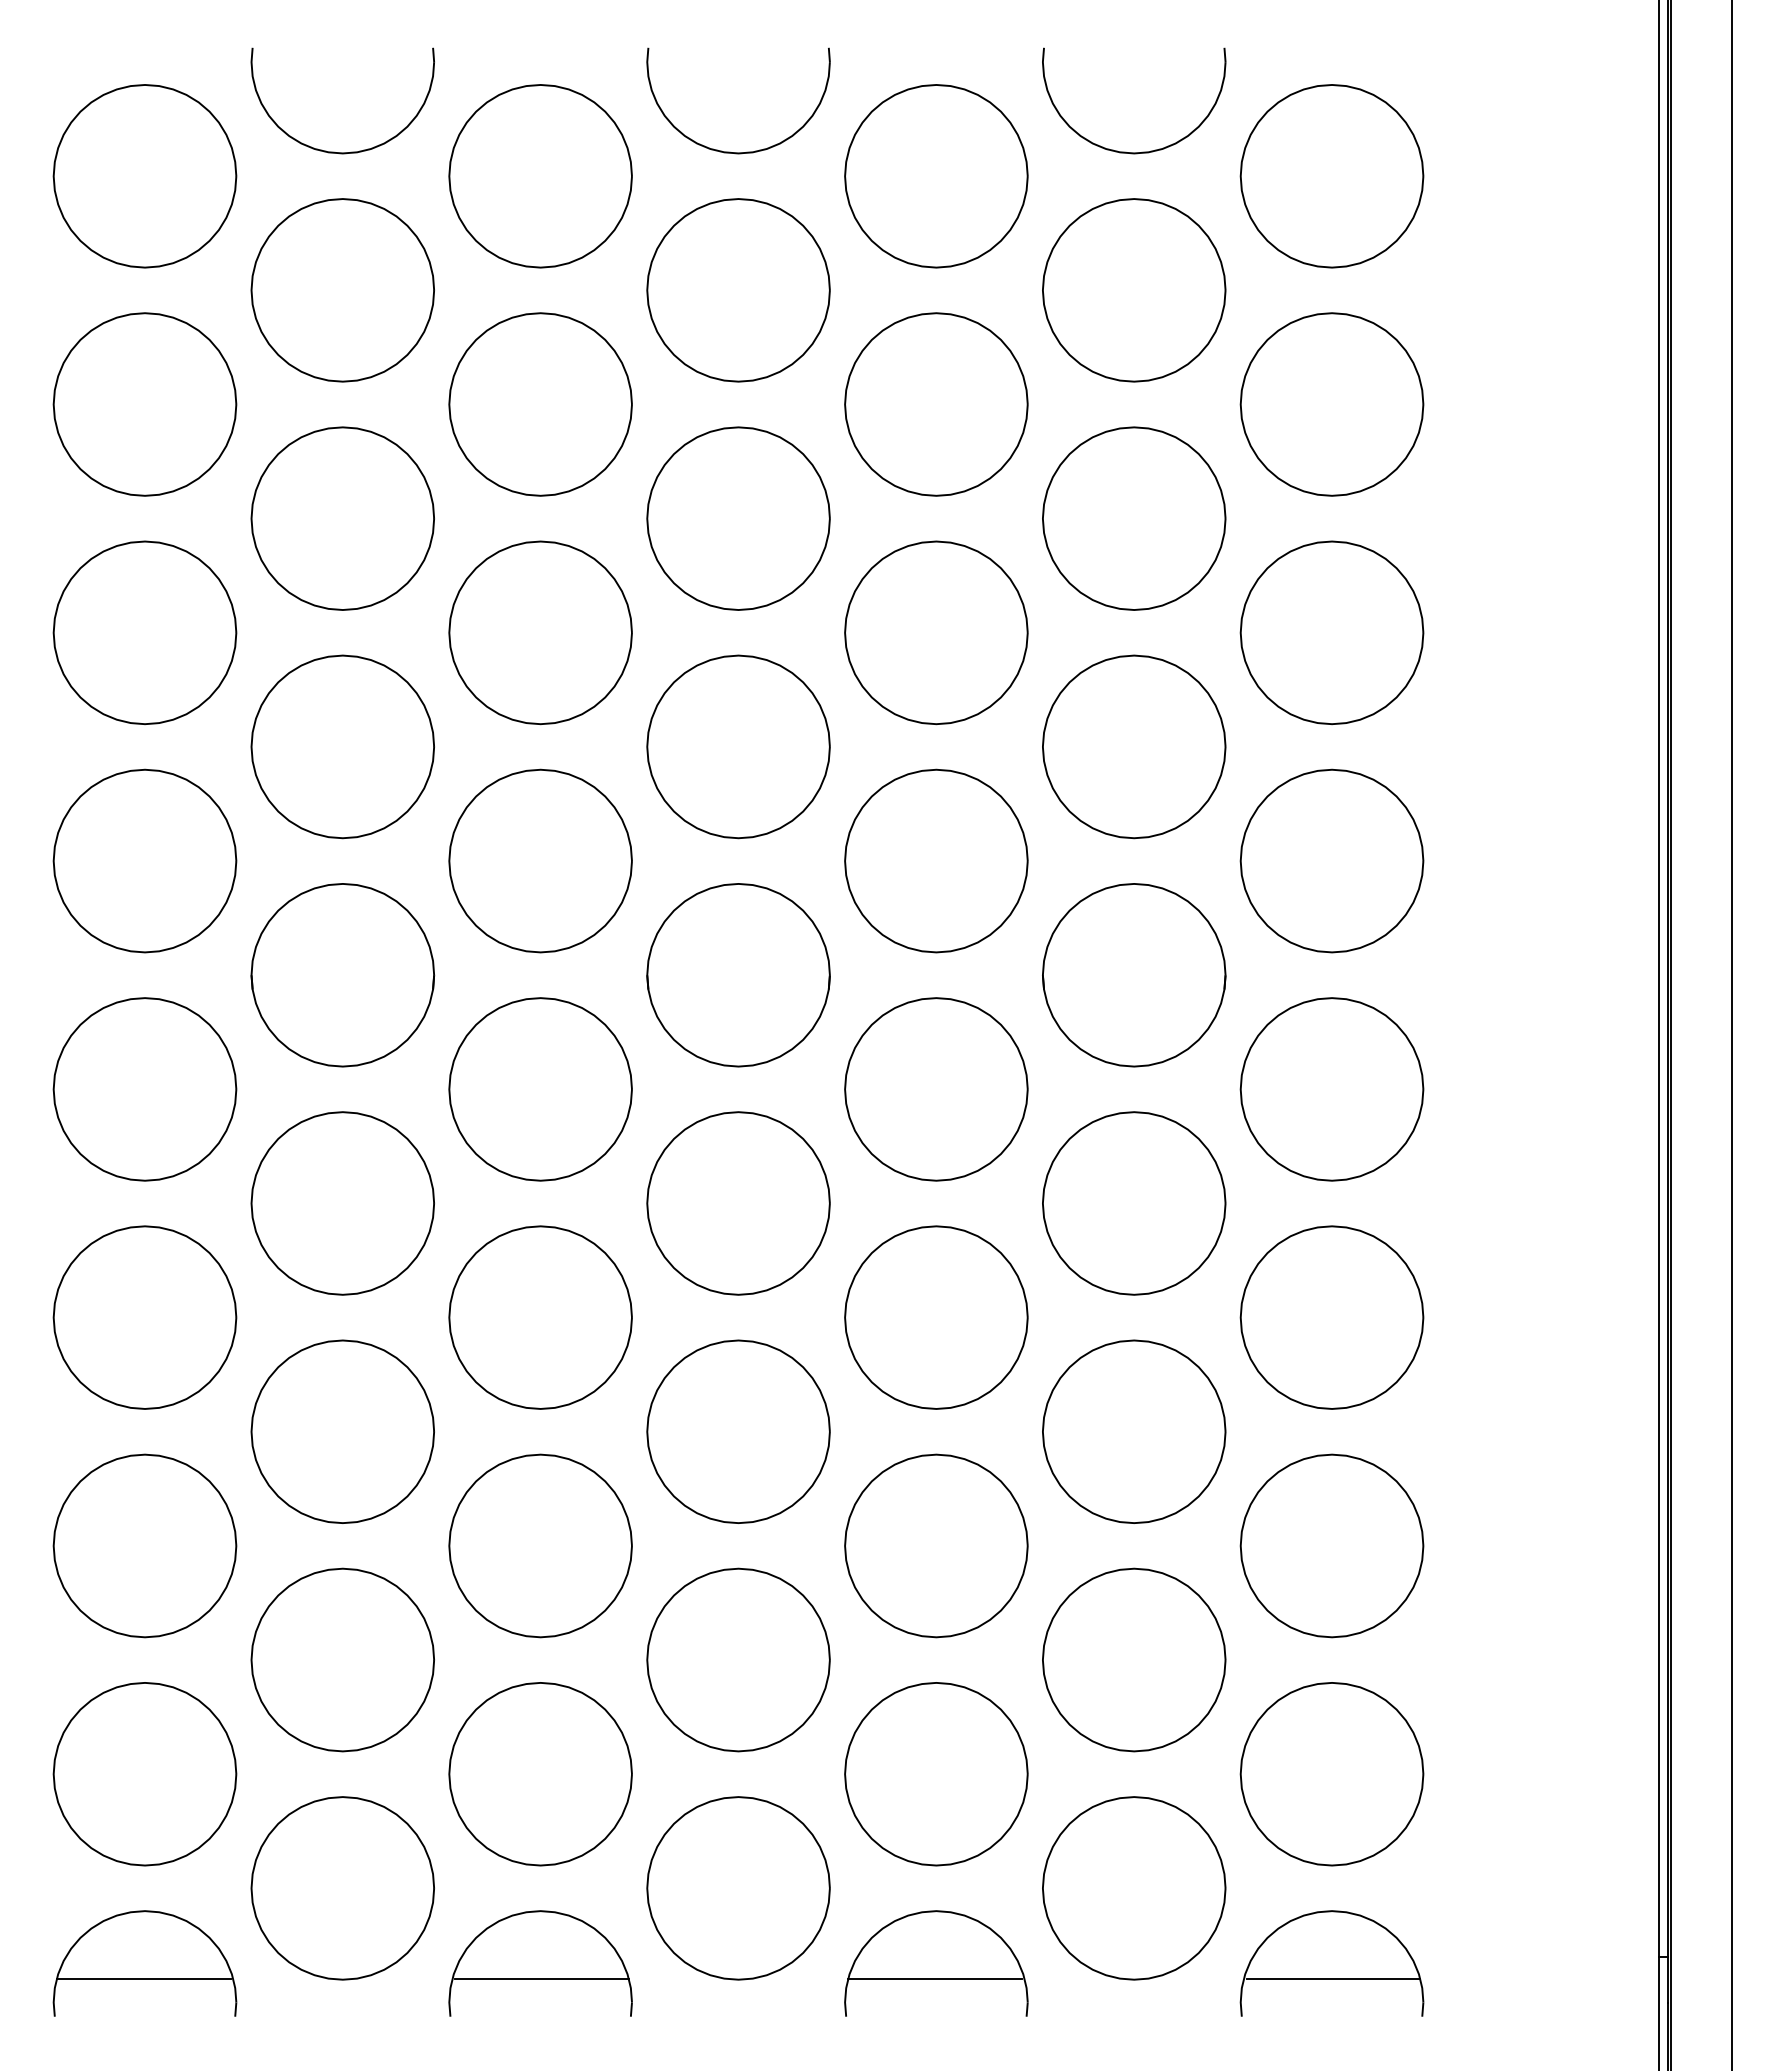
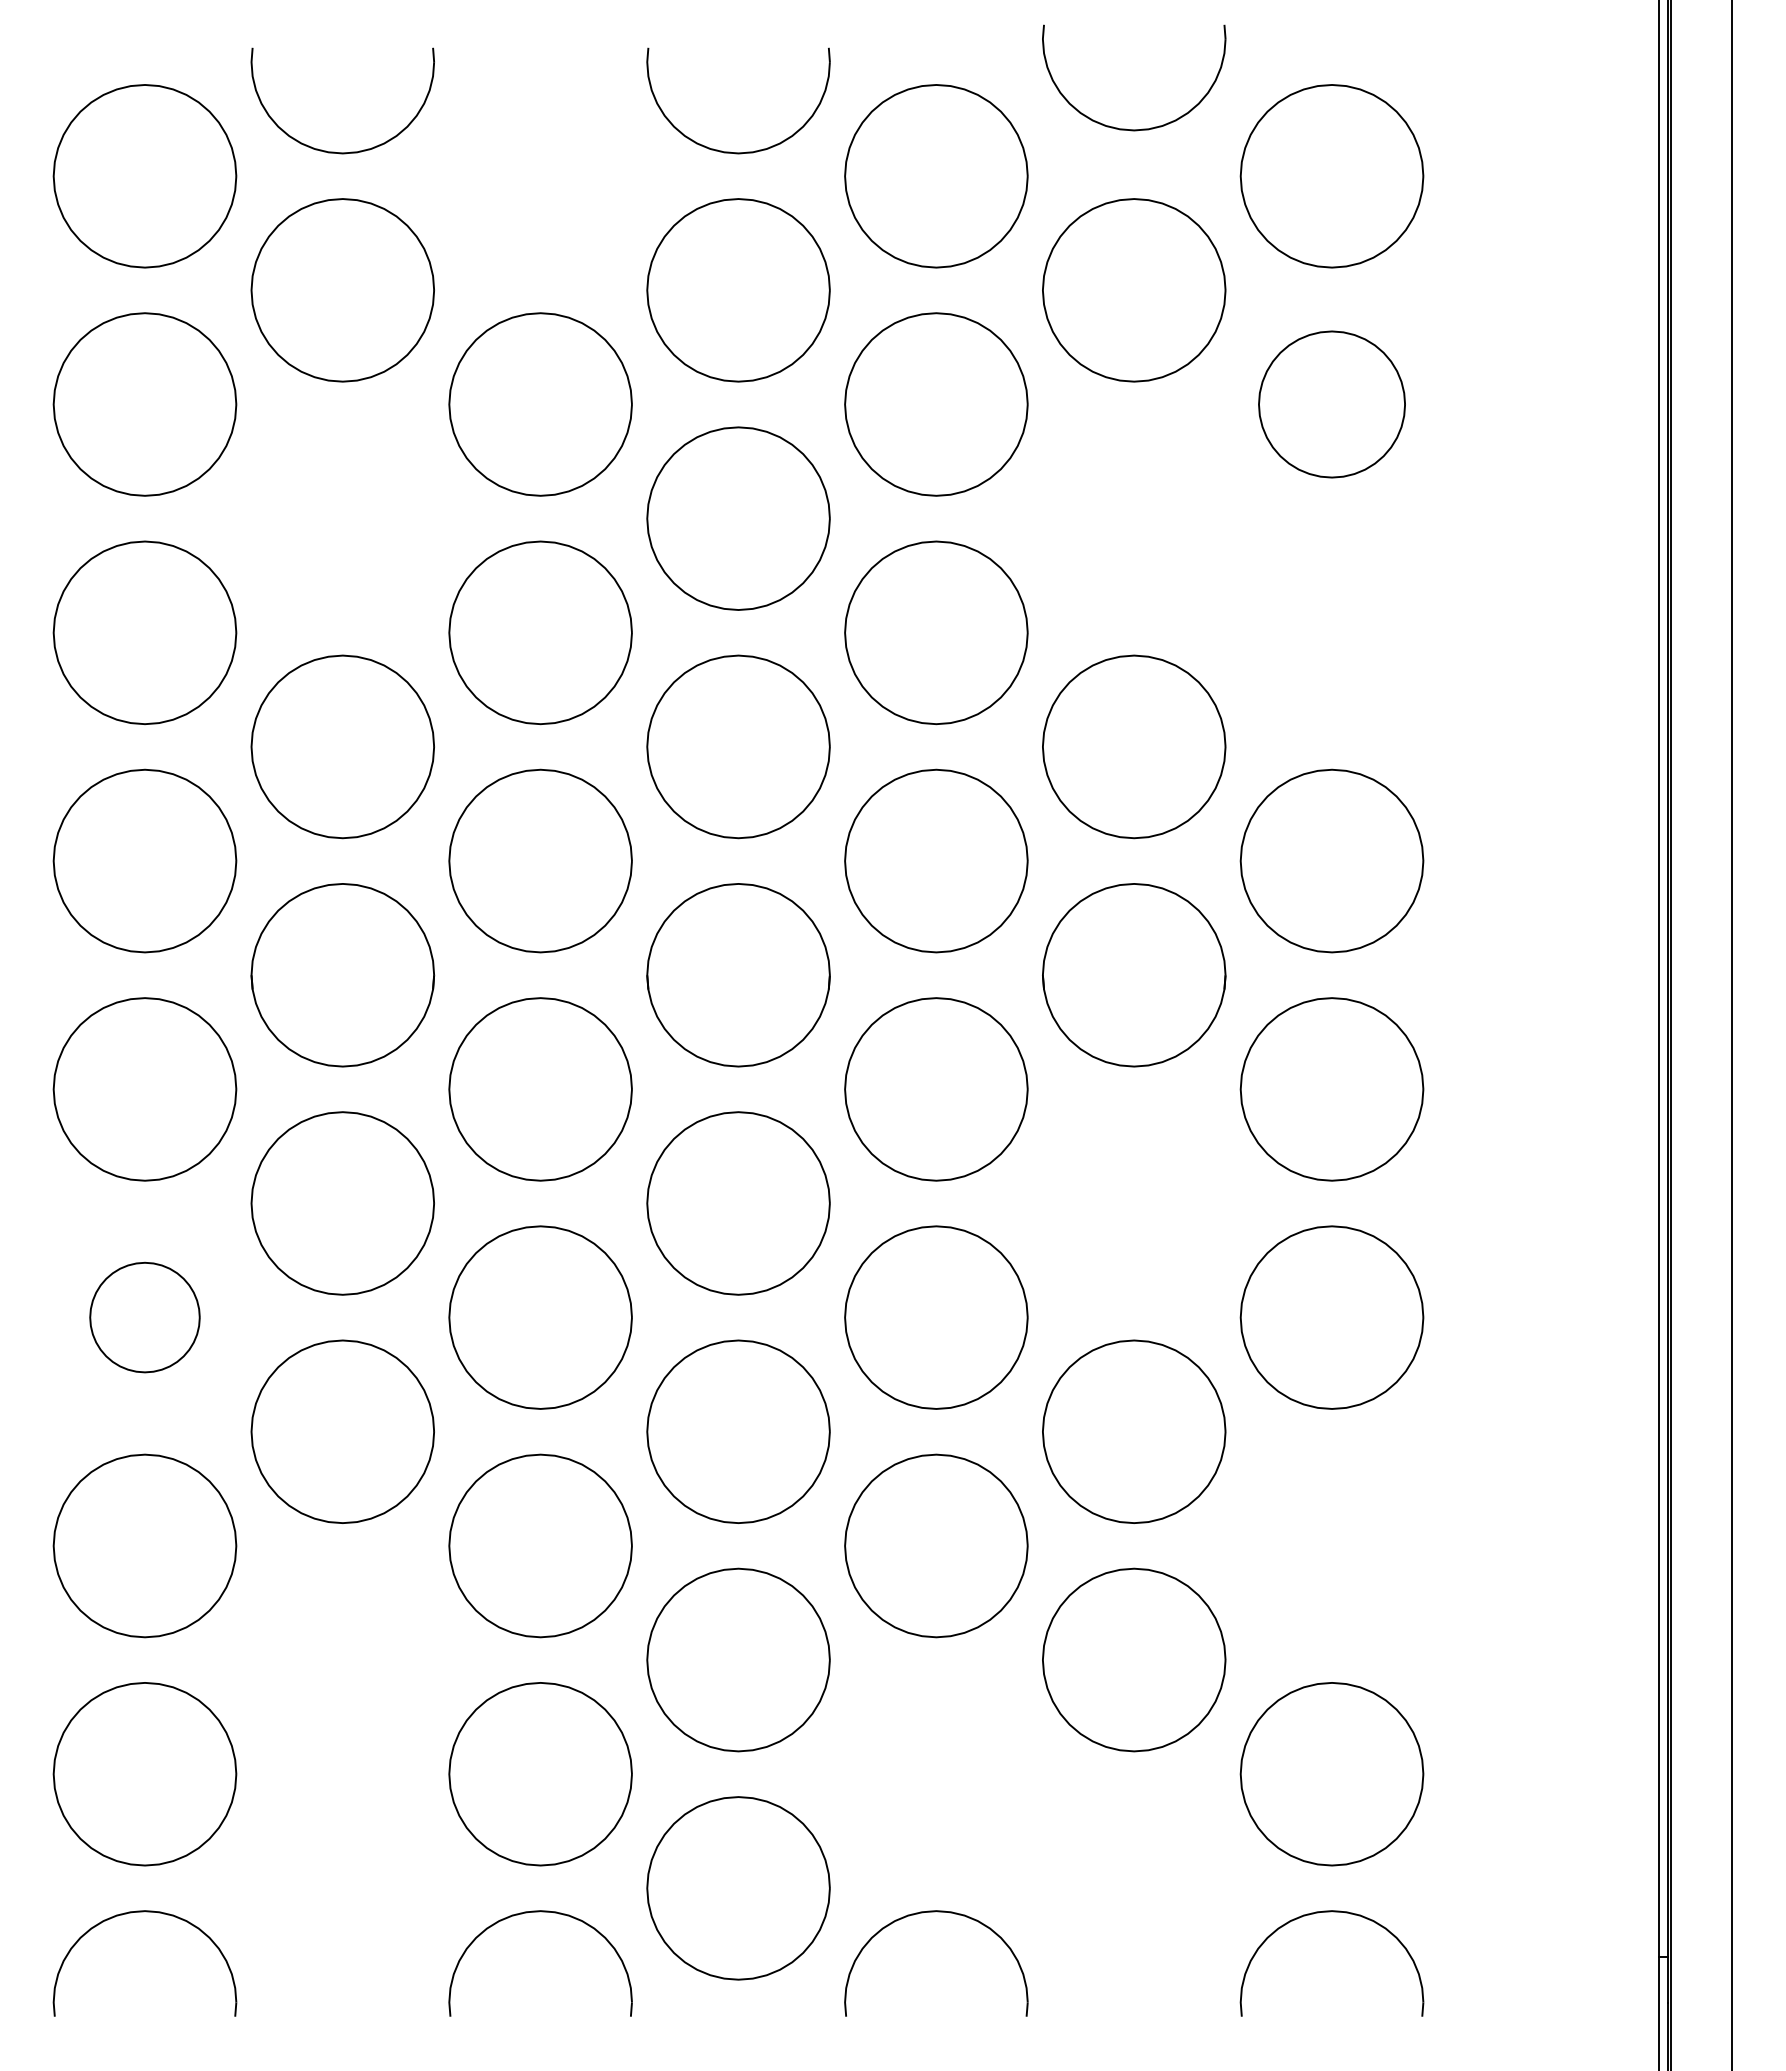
part position: (1126, 151) -> (1126, 128) (1126, 128)
part: present -> none (540, 176)
part size: 186x185 px -> 148x149 px (1331, 404)
part: present -> none (342, 518)
part: present -> none (1134, 518)
part: present -> none (1331, 632)
part: present -> none (1134, 1203)
part size: 186x185 px -> 112x113 px (144, 1317)
part: present -> none (1331, 1545)
part: present -> none (342, 1659)
part: present -> none (936, 1774)
part: present -> none (342, 1888)
part: present -> none (1134, 1888)
line: present -> none (143, 1979)
line: present -> none (542, 1979)
line: present -> none (934, 1979)
line: present -> none (1333, 1979)
